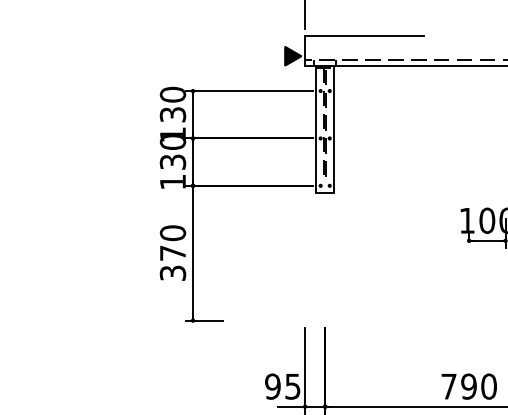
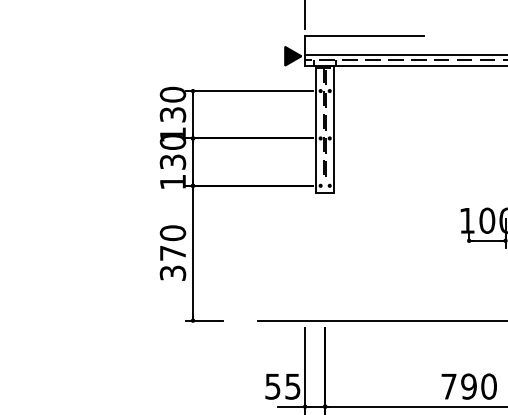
line: none -> present (404, 54)
line: none -> present (380, 320)
text: 95 -> 55 (272, 386)
